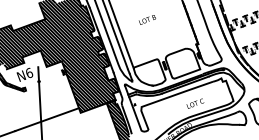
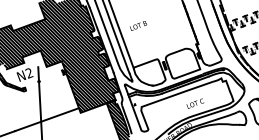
text position: (146, 19) -> (137, 25) (137, 25)
text: N6 -> N2 (29, 72)
